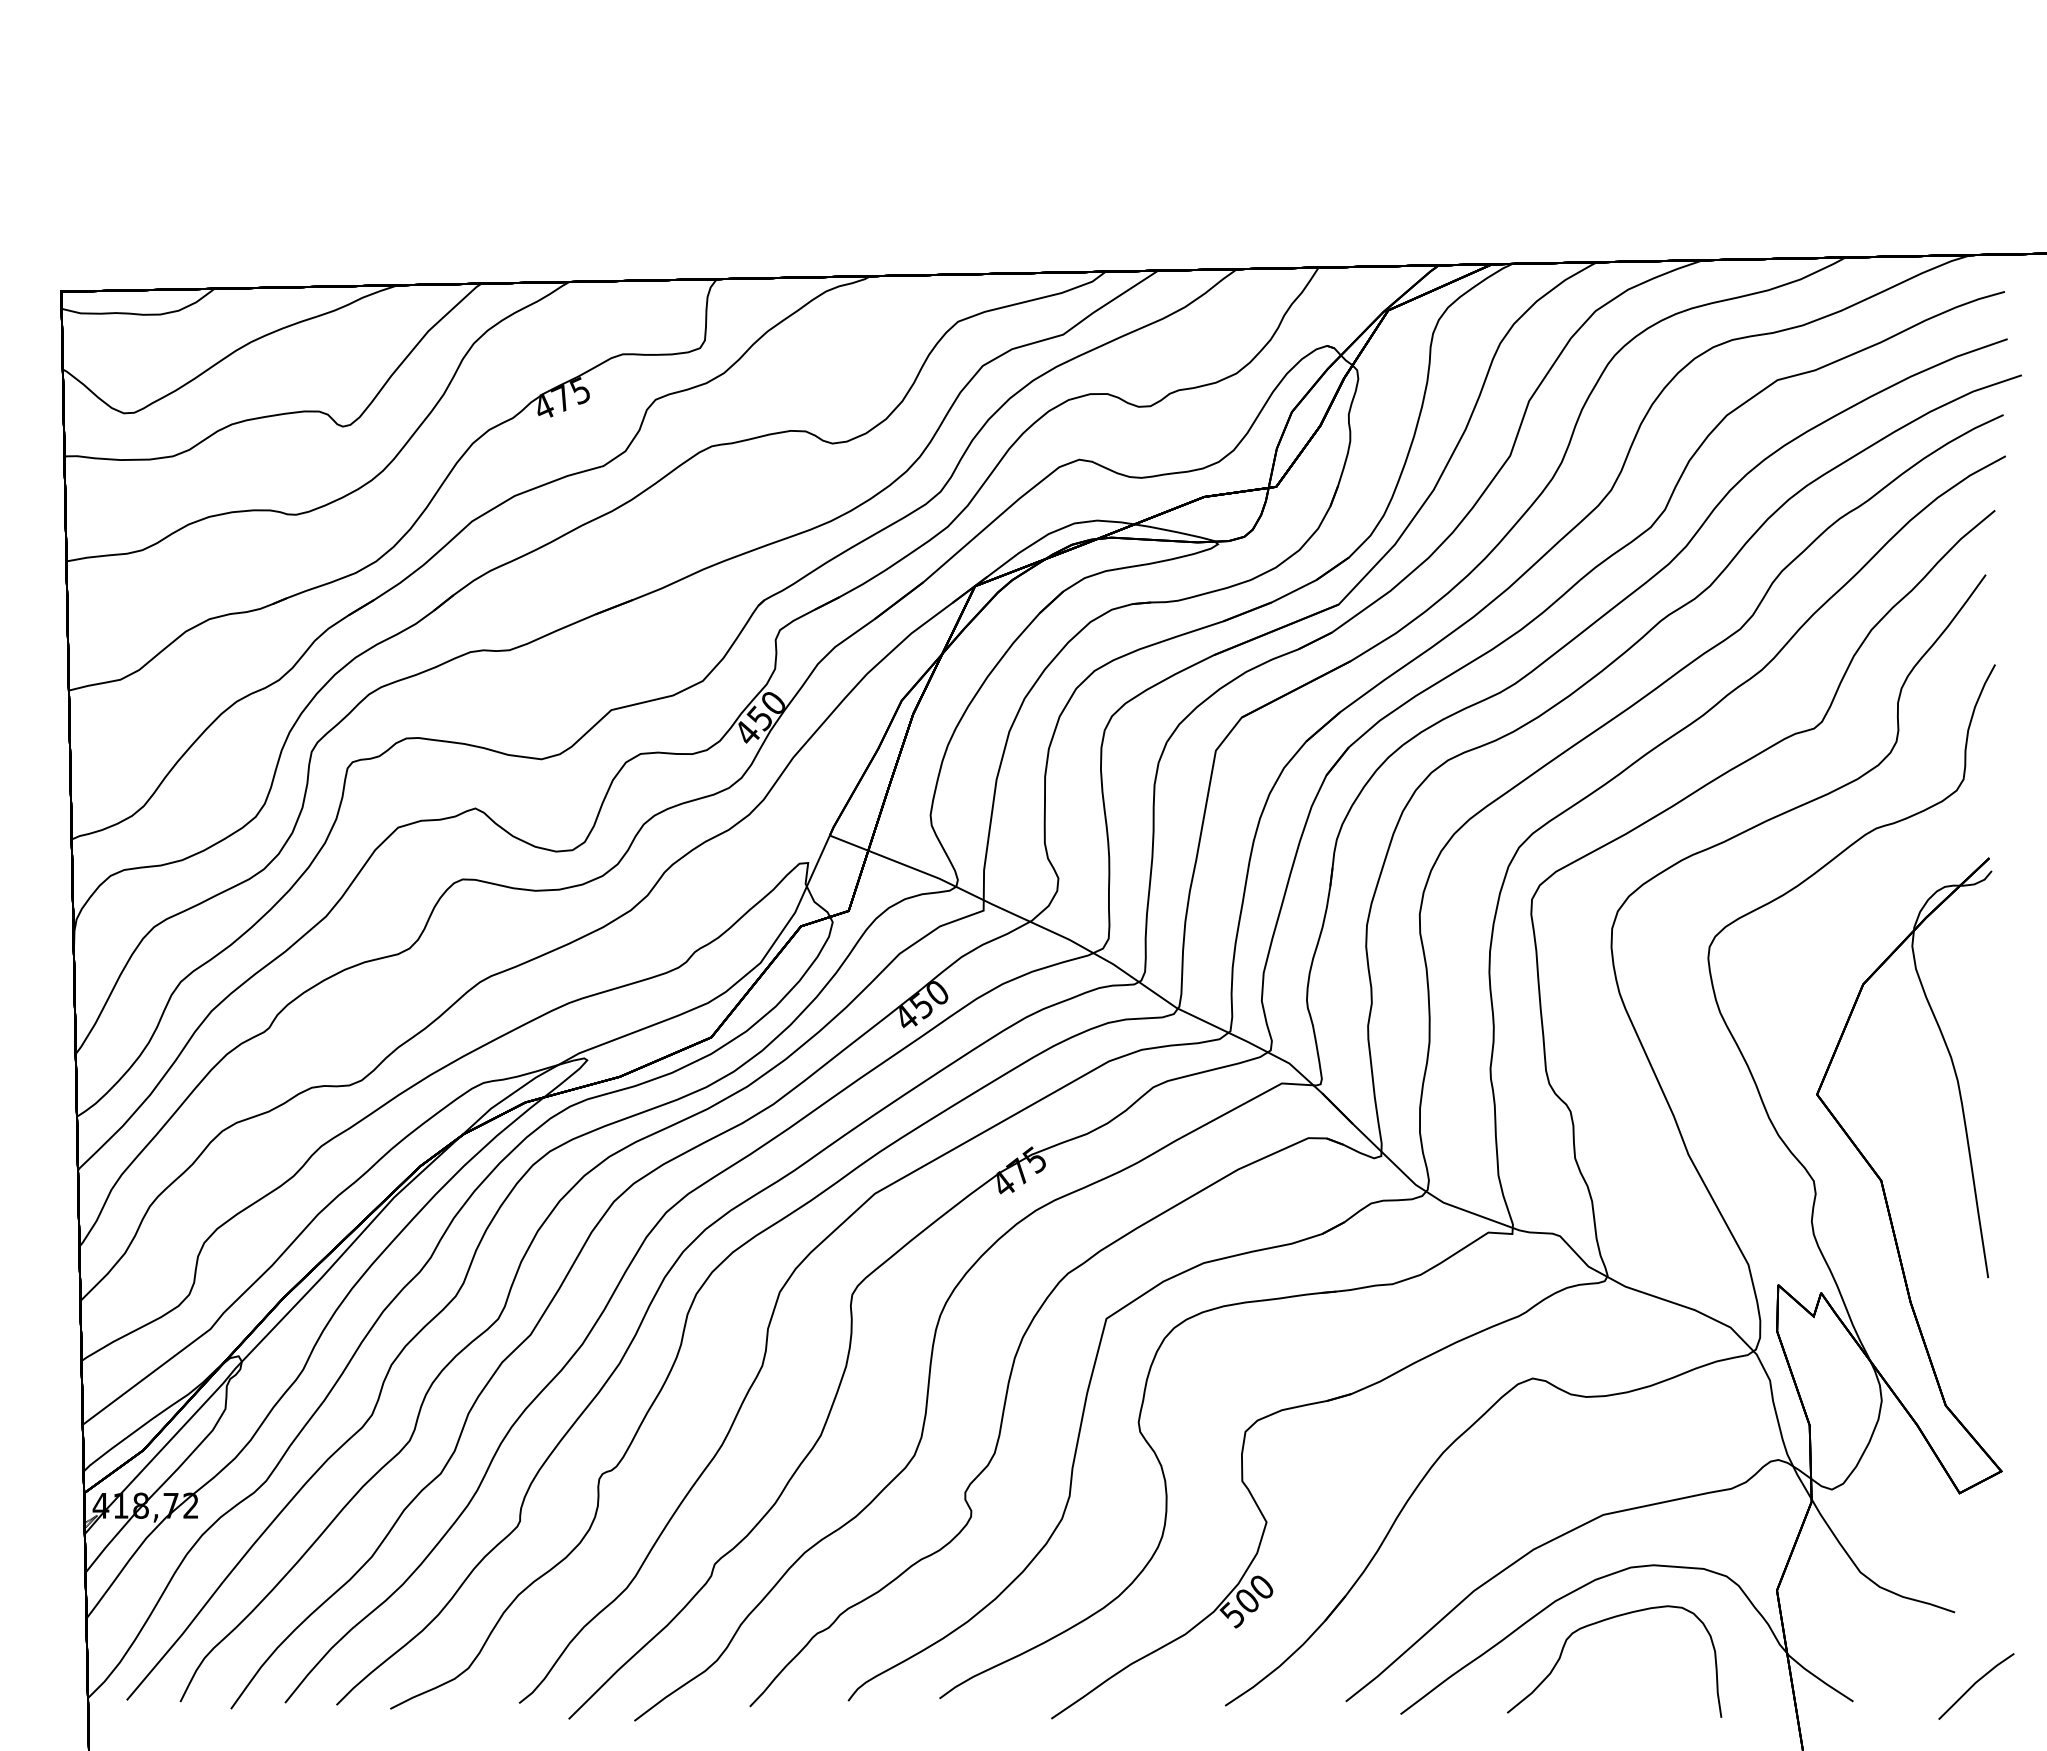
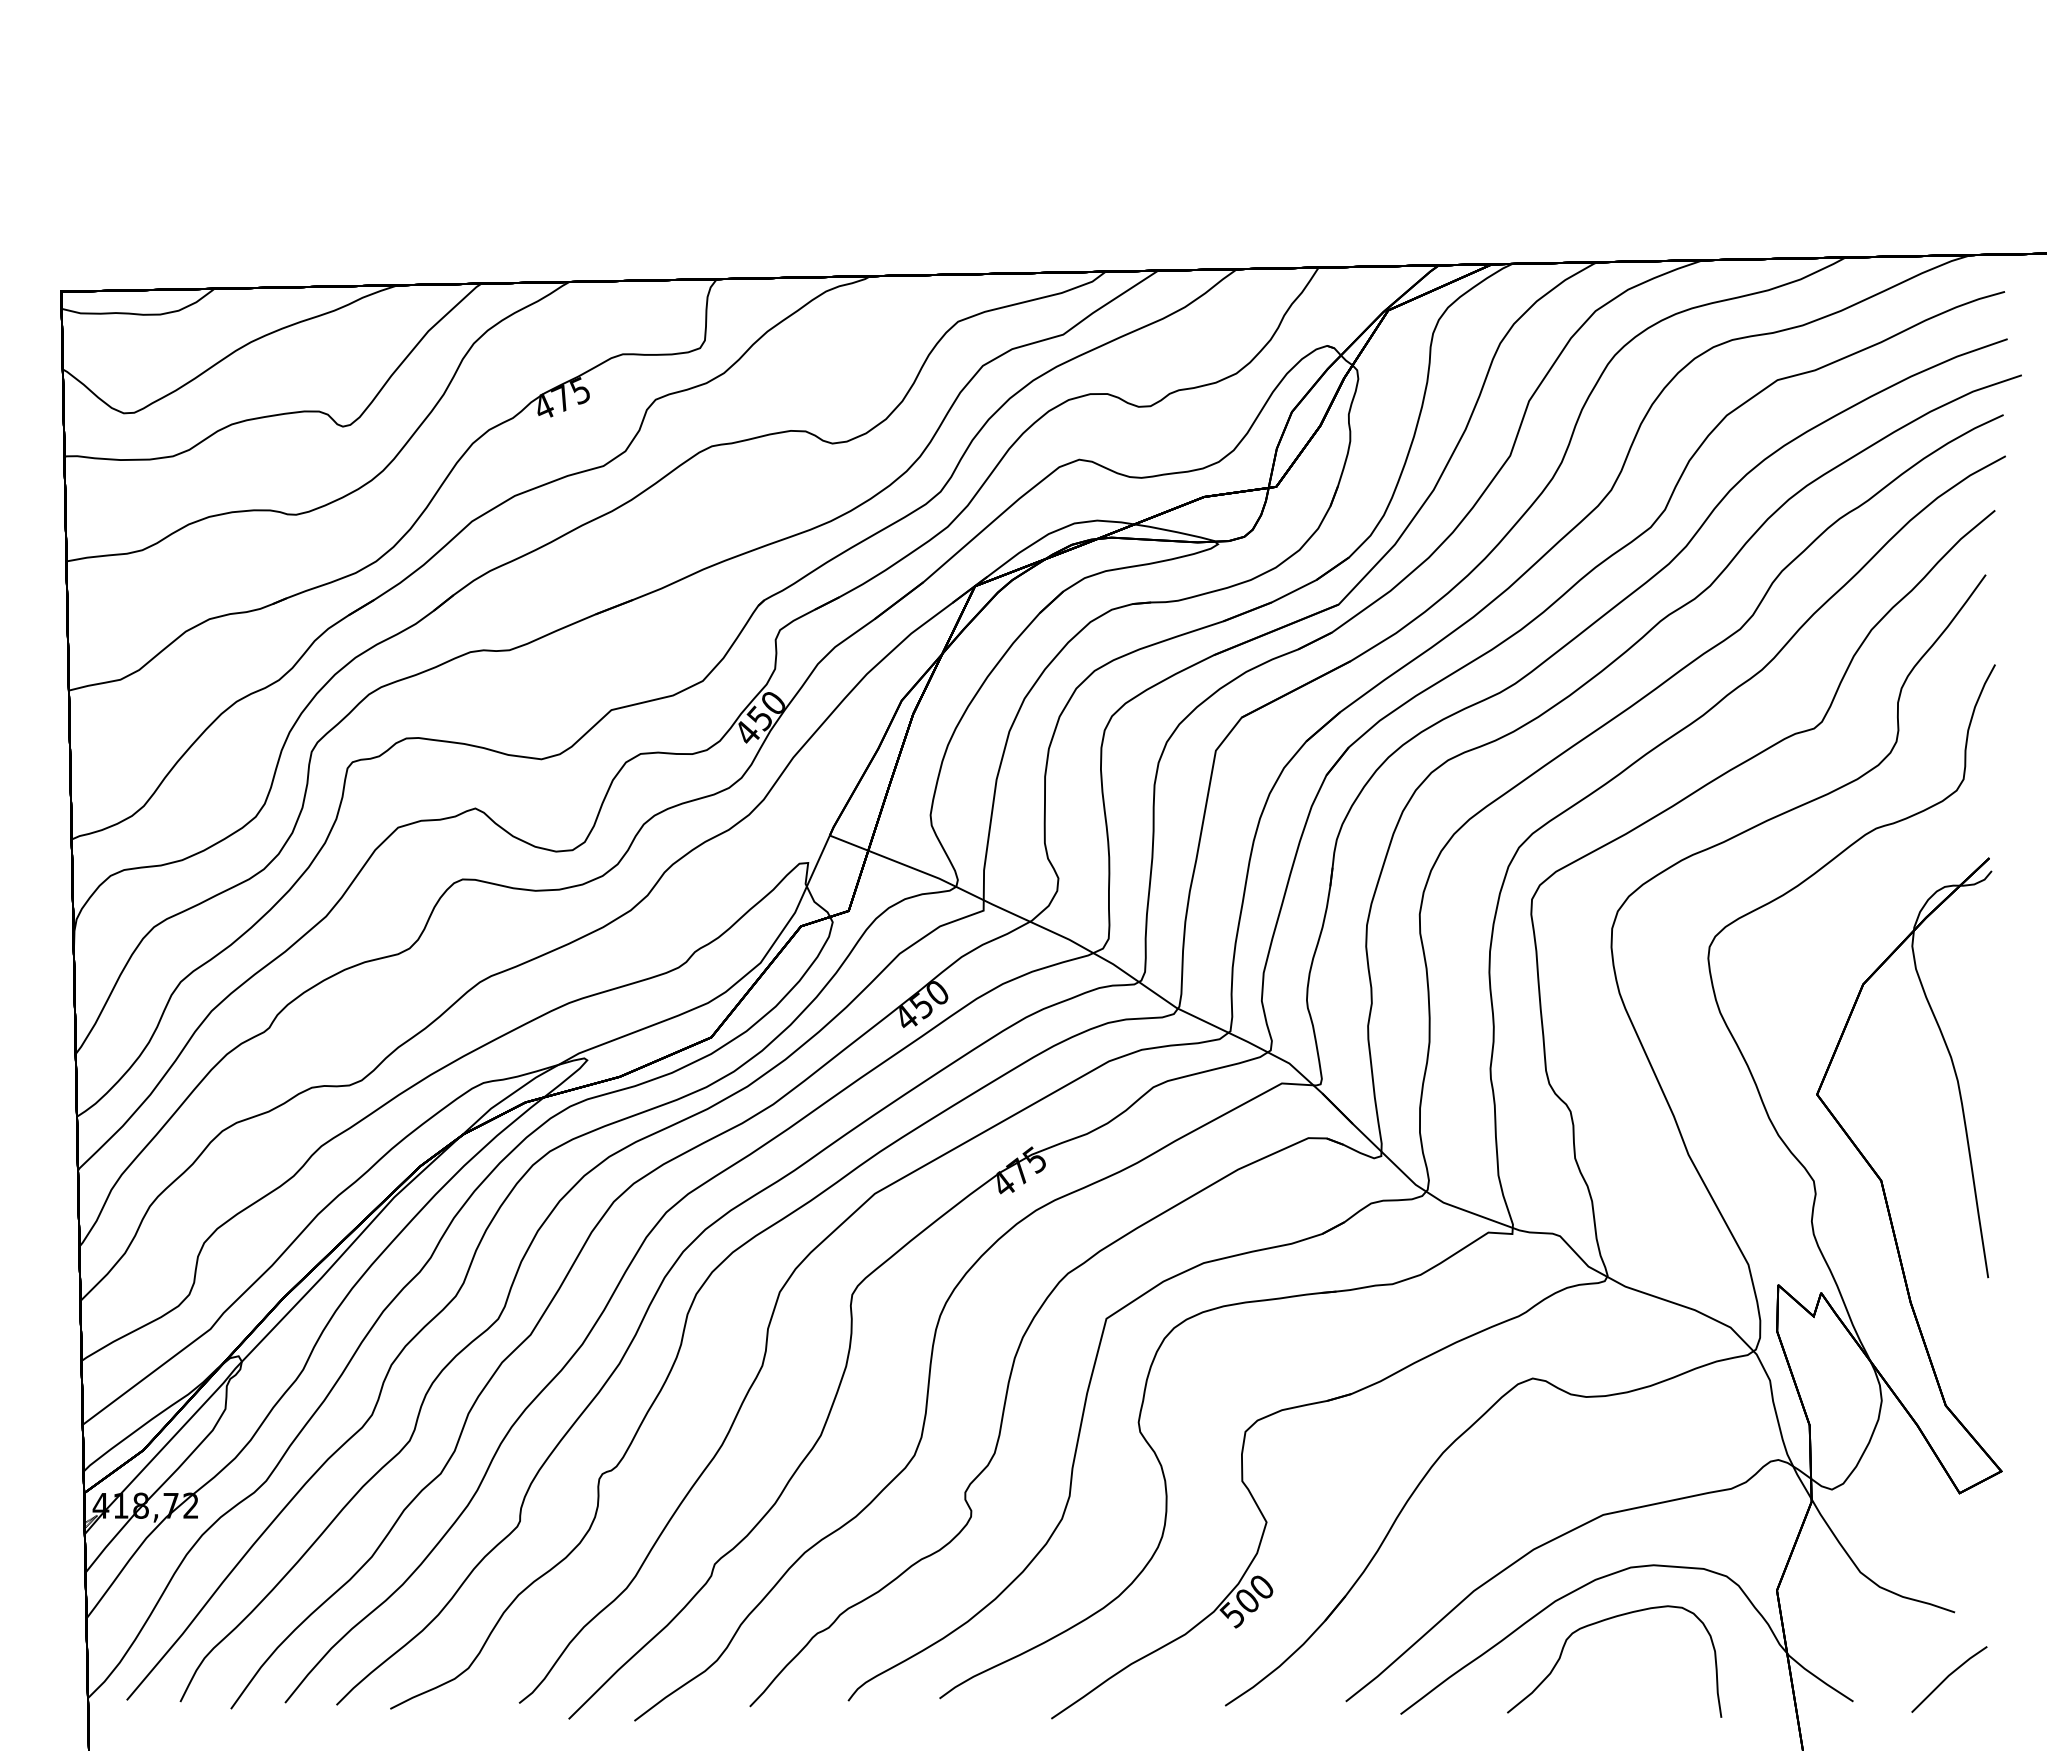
line position: (1975, 1684) -> (1948, 1677) (1948, 1677)
